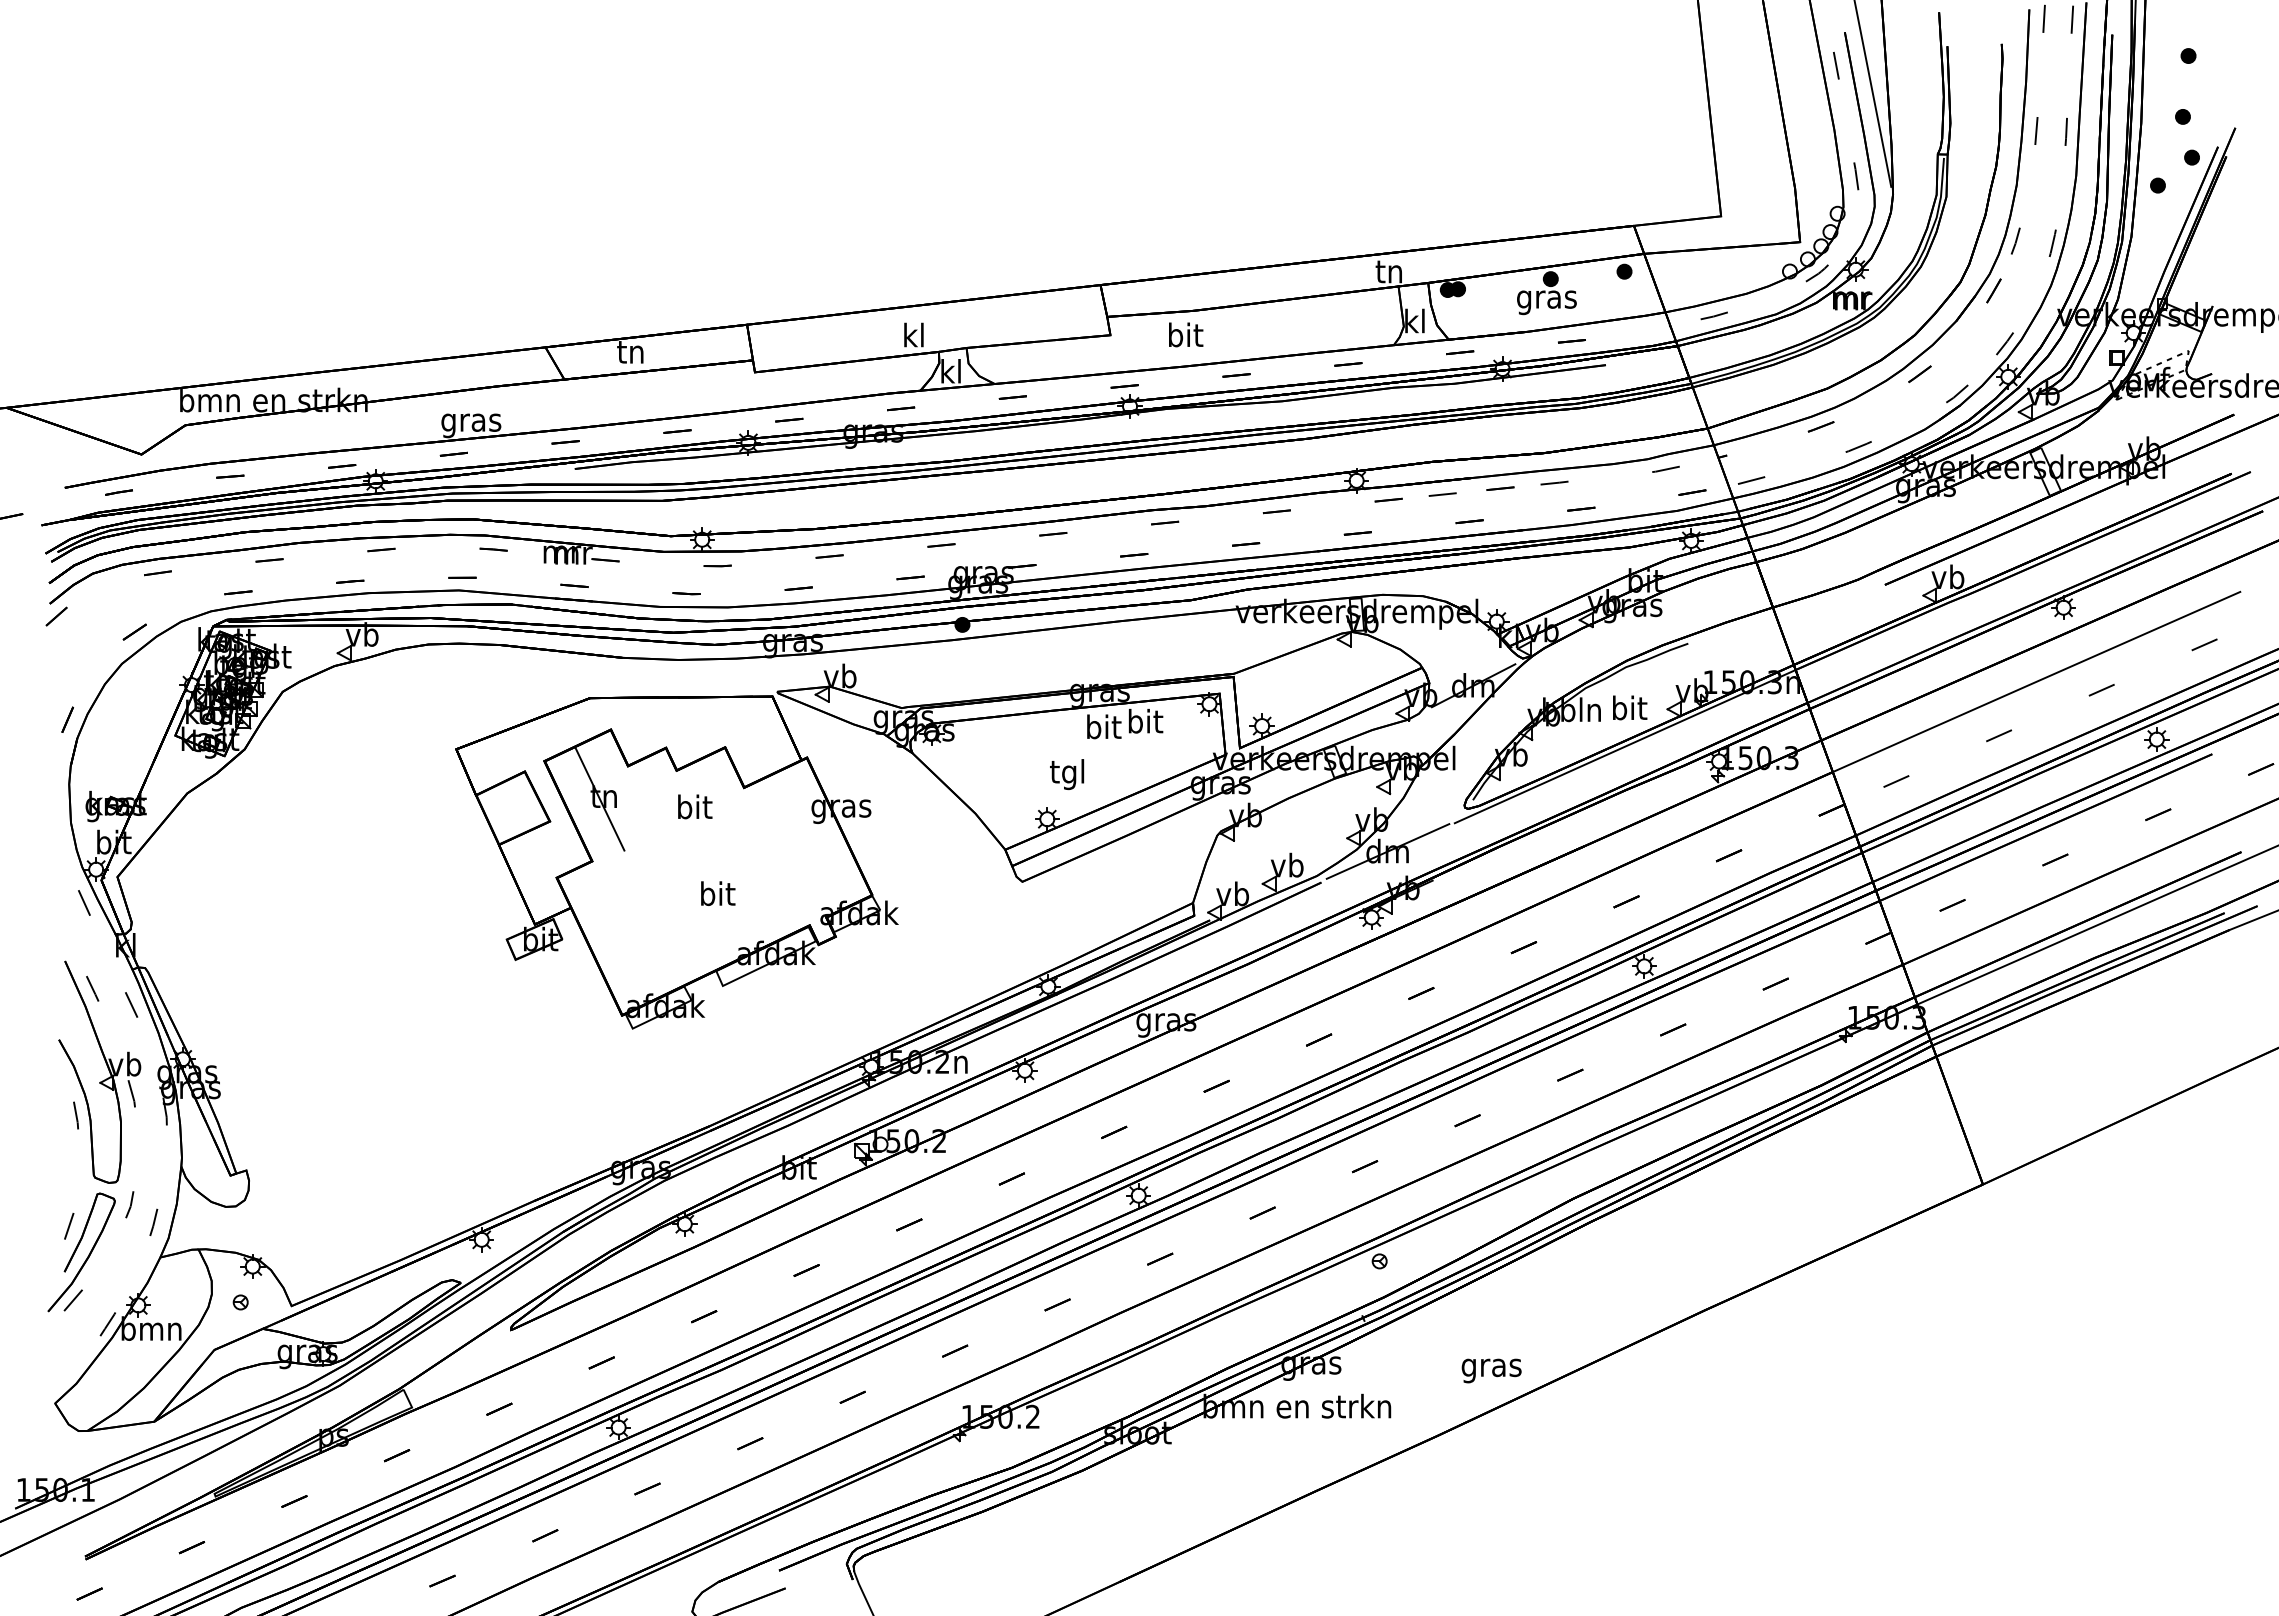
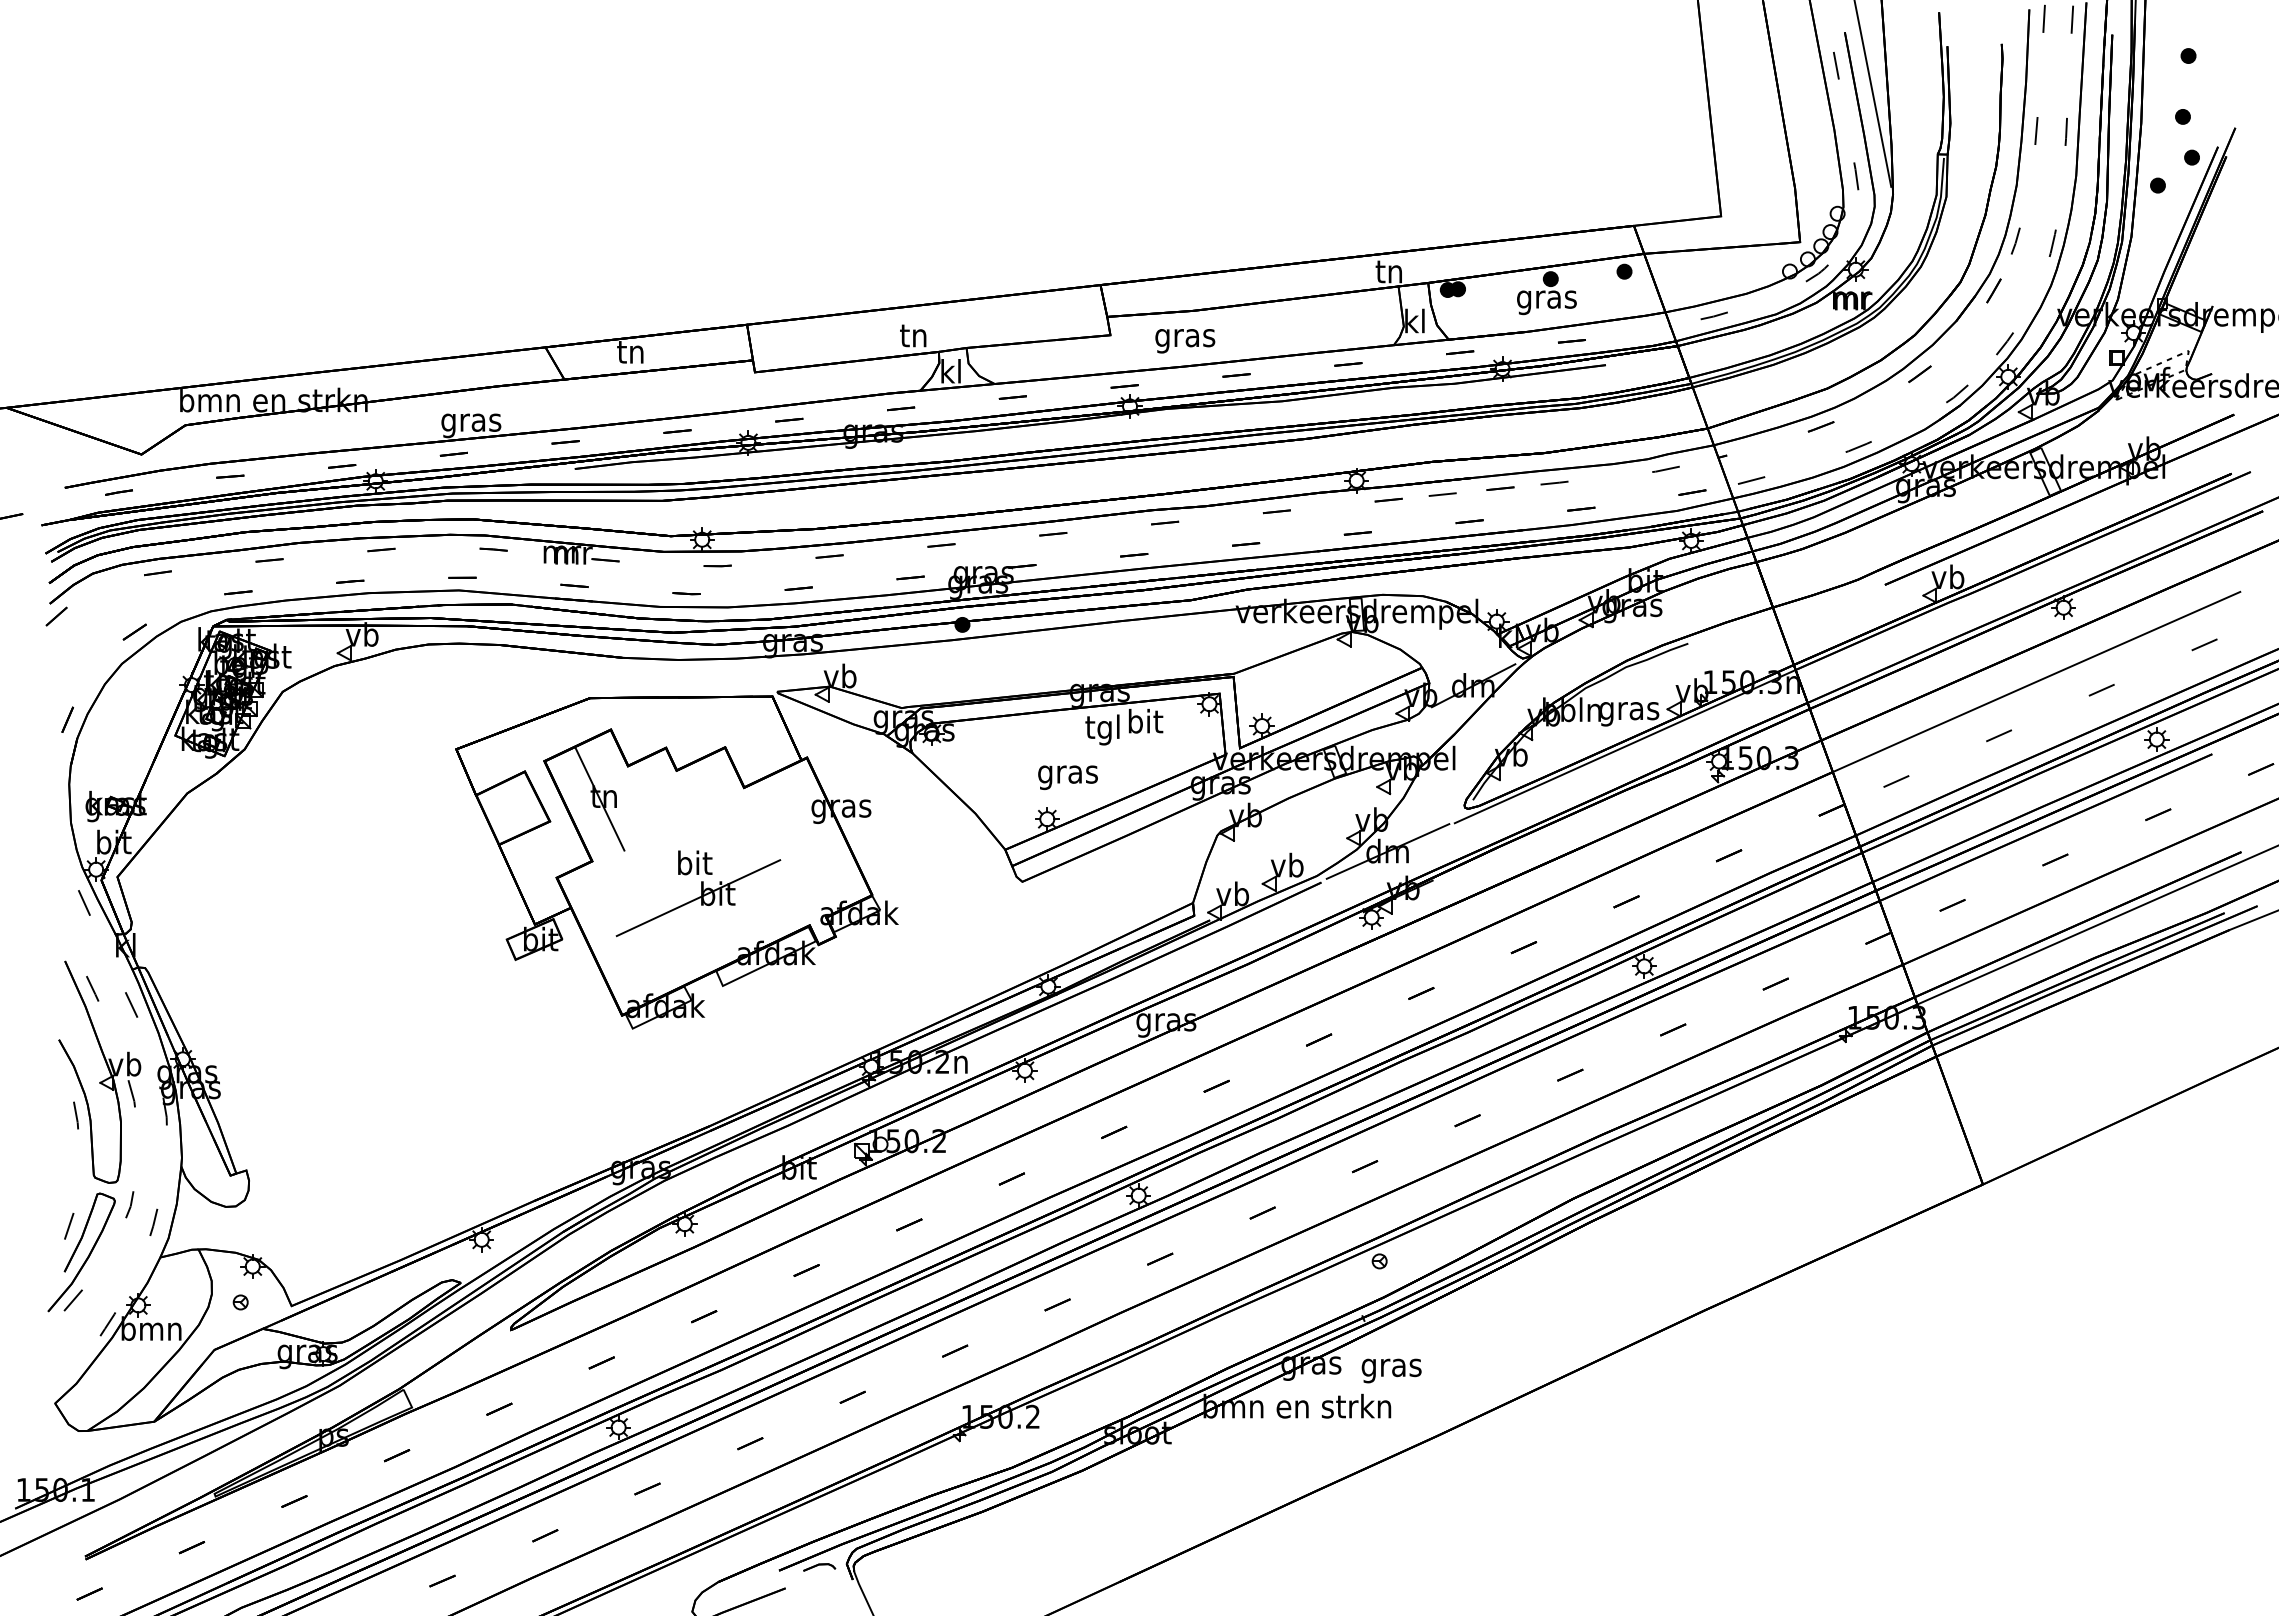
text: kl -> tn (913, 334)
text: bit -> gras (1185, 337)
text: bit -> gras (1629, 710)
text: bit -> tgl (1103, 729)
text: tgl -> gras (1067, 774)
text position: (695, 806) -> (695, 862) (695, 862)
line: none -> present (698, 898)
text position: (1491, 1370) -> (1391, 1370) (1391, 1370)
part: none -> present (819, 1567)
